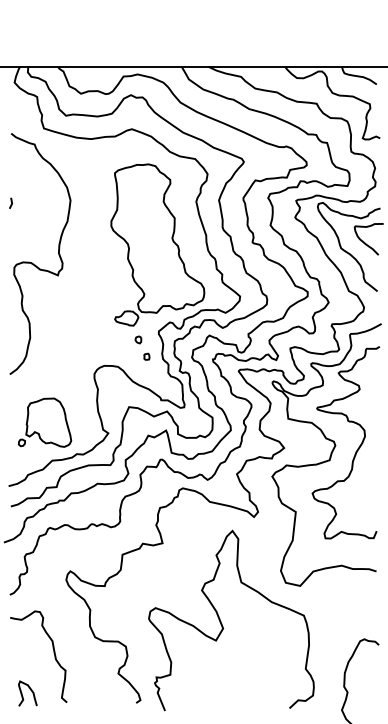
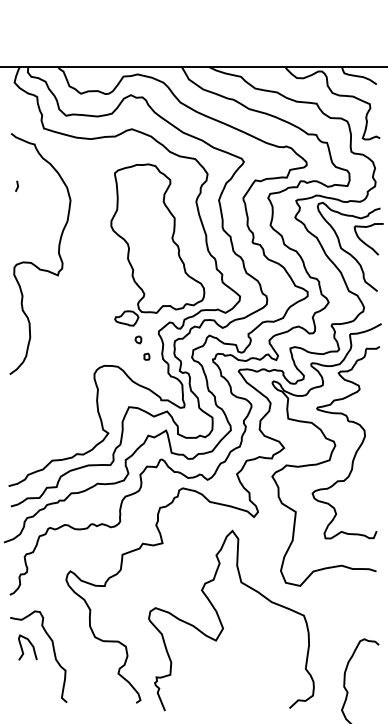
line position: (10, 201) -> (16, 184) (16, 184)
part: present -> none (45, 422)
curve position: (30, 690) -> (30, 644) (30, 644)
